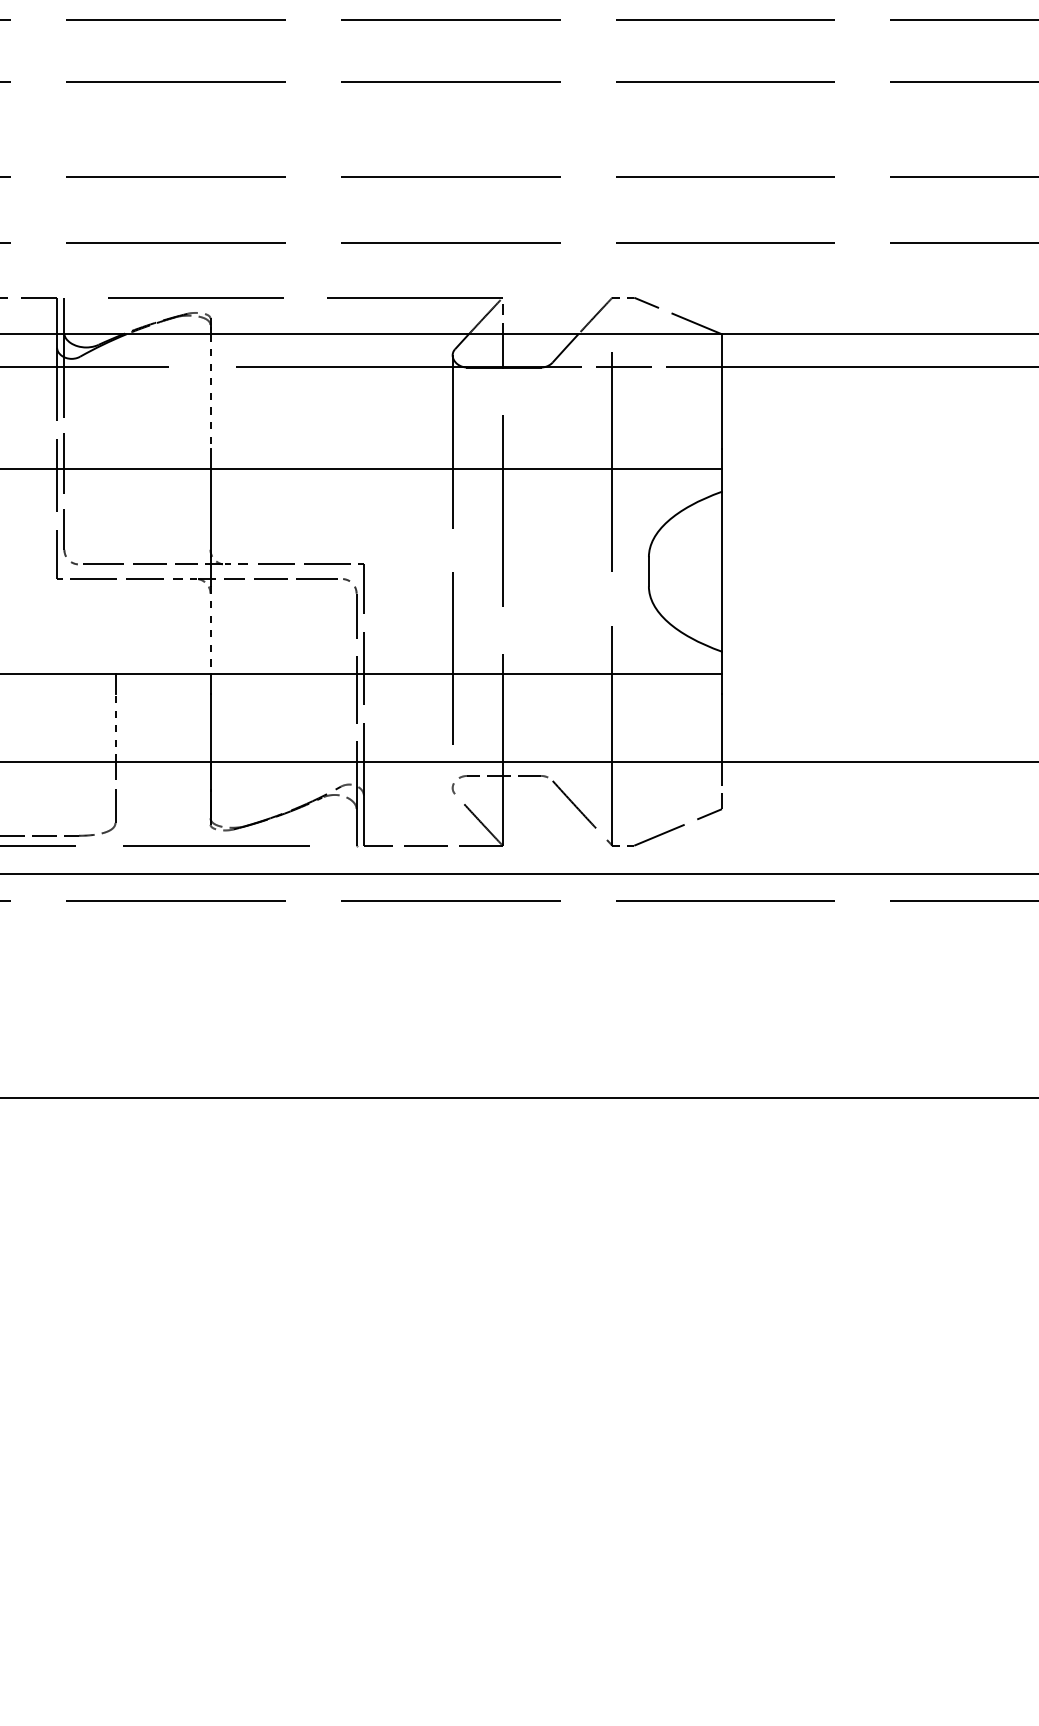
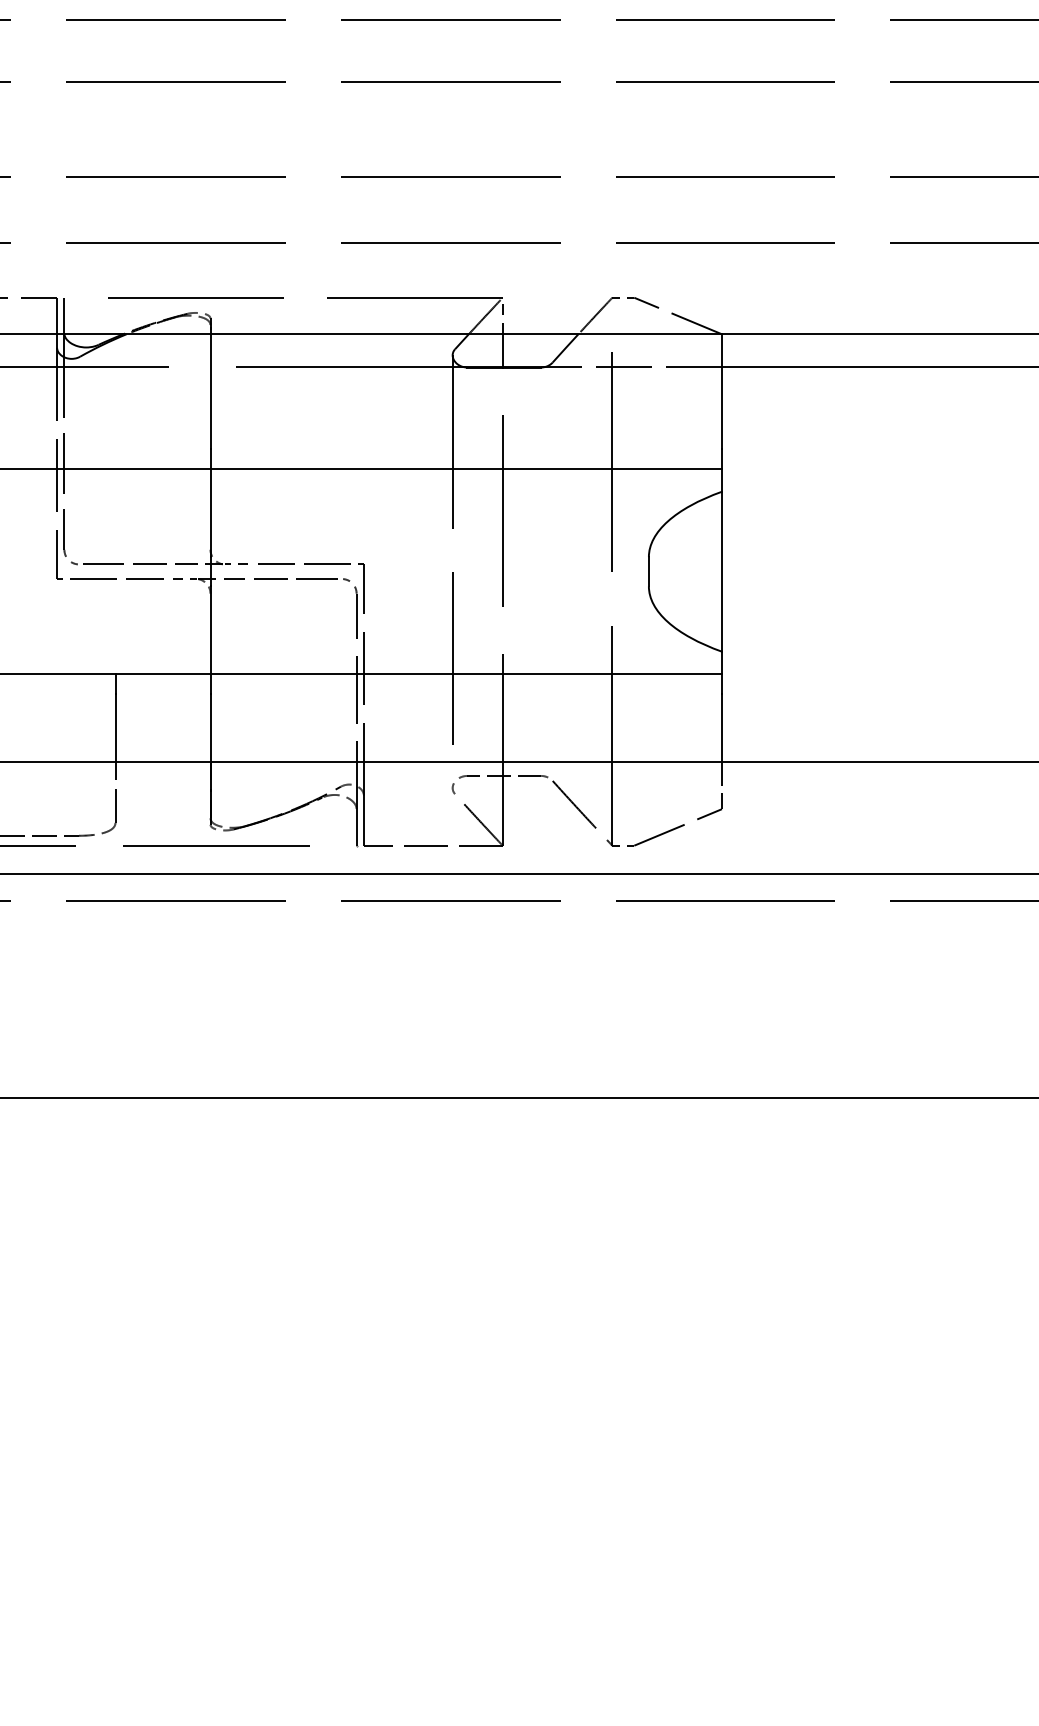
line: dashed -> solid (210, 392)
line: dashed -> solid (210, 630)
line: dashed -> solid (115, 727)
